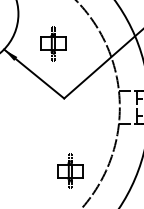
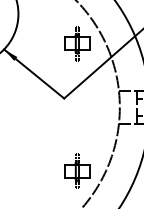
part position: (53, 43) -> (77, 43) (77, 43)
part position: (70, 170) -> (77, 170) (77, 170)
